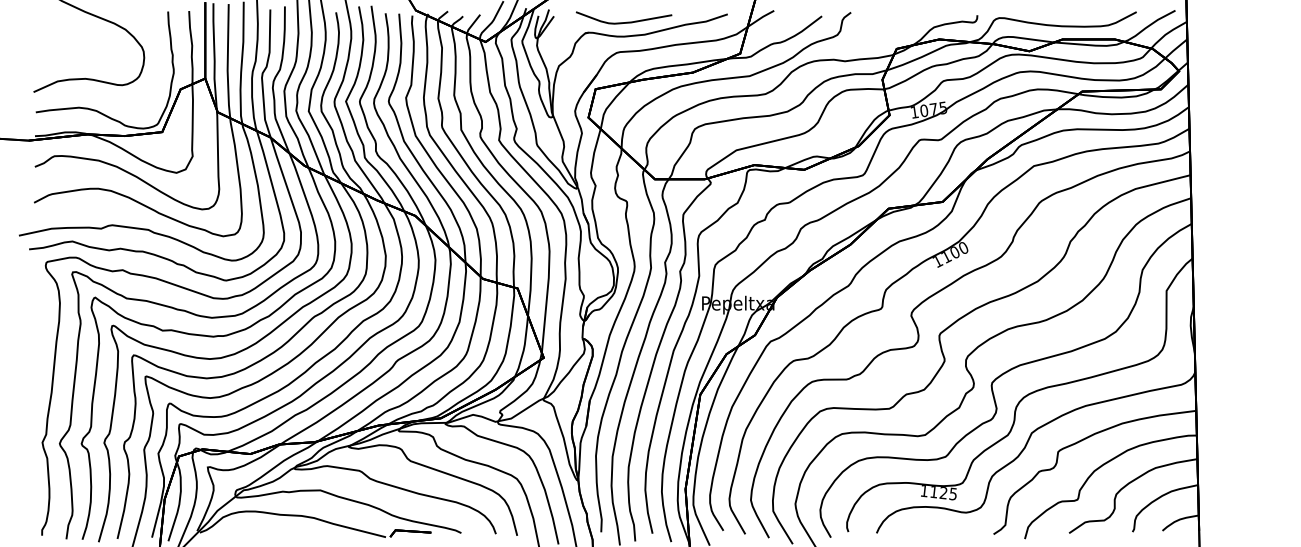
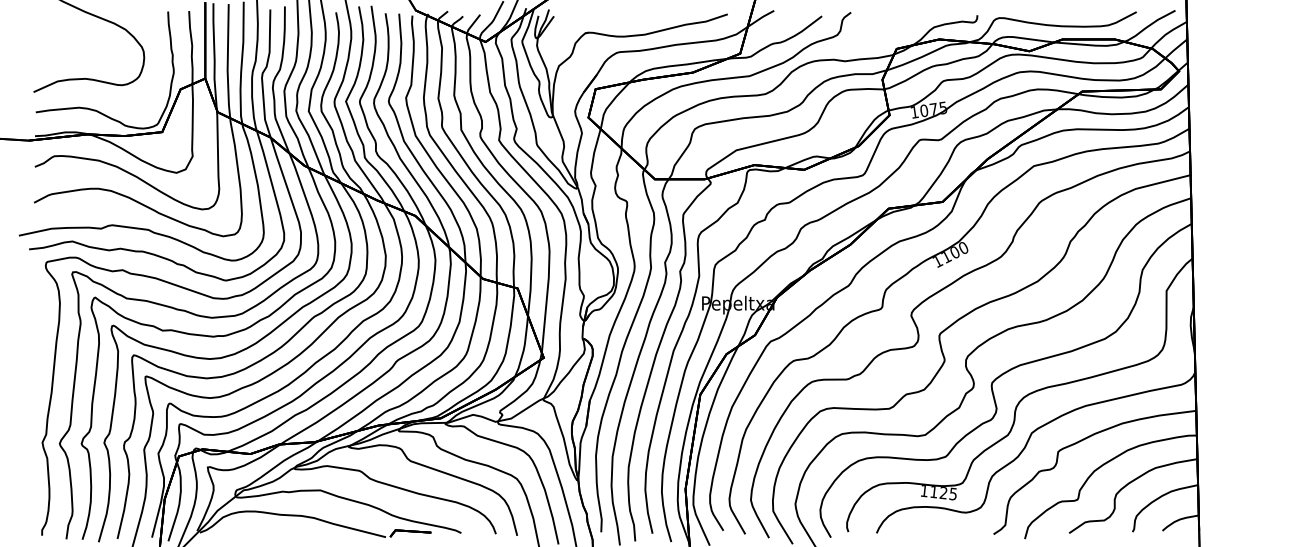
curve: present -> none (626, 21)
